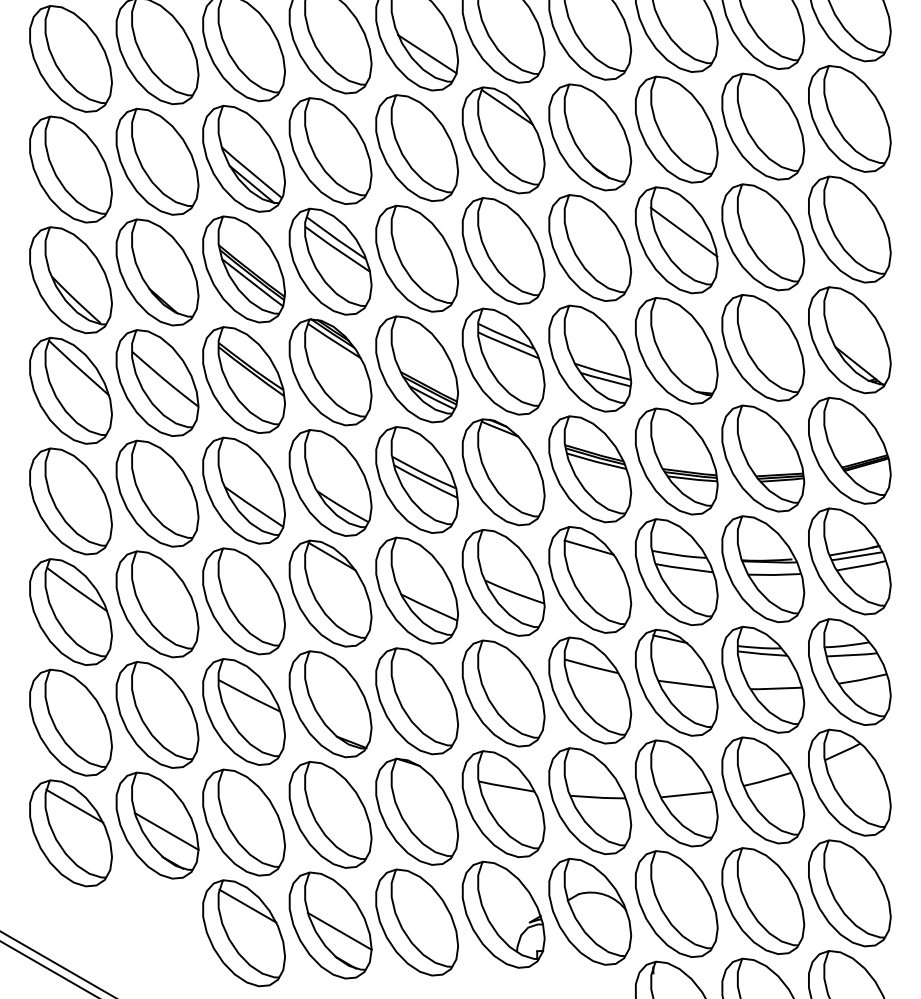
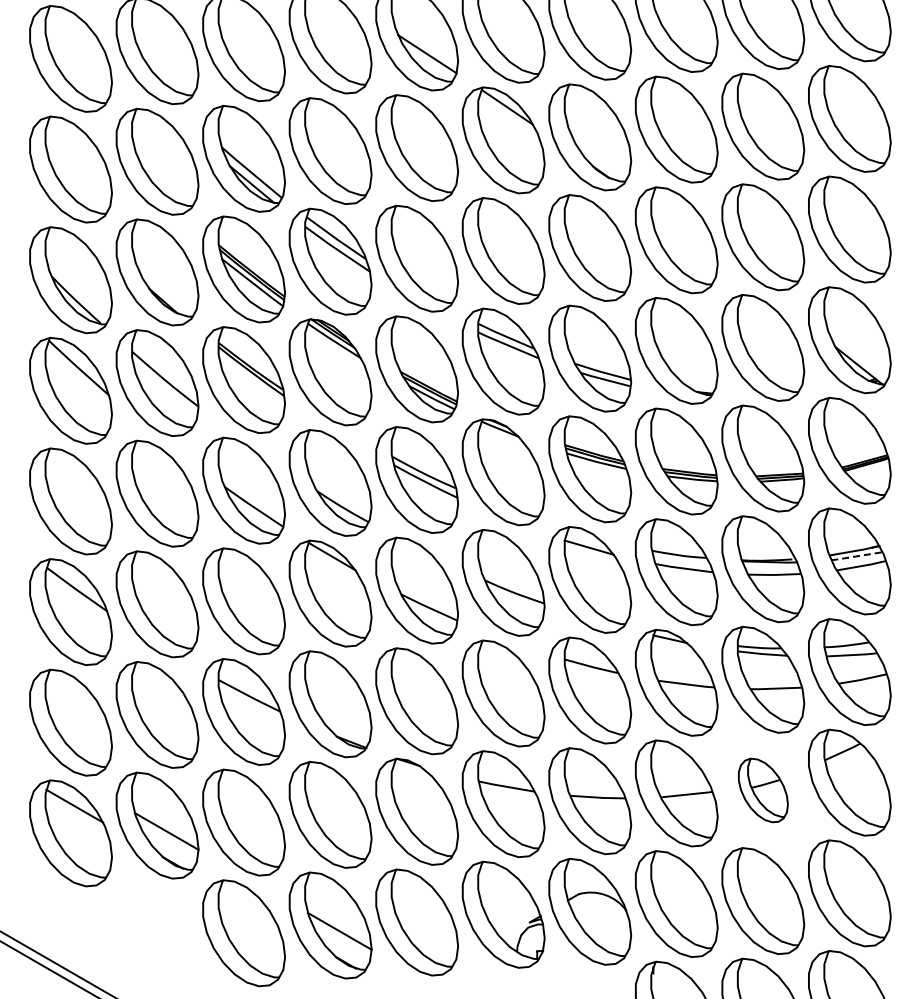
line: present -> none (683, 231)
line: solid -> dashed (856, 556)
part size: 85x109 px -> 51x67 px (763, 790)
line: present -> none (247, 905)
